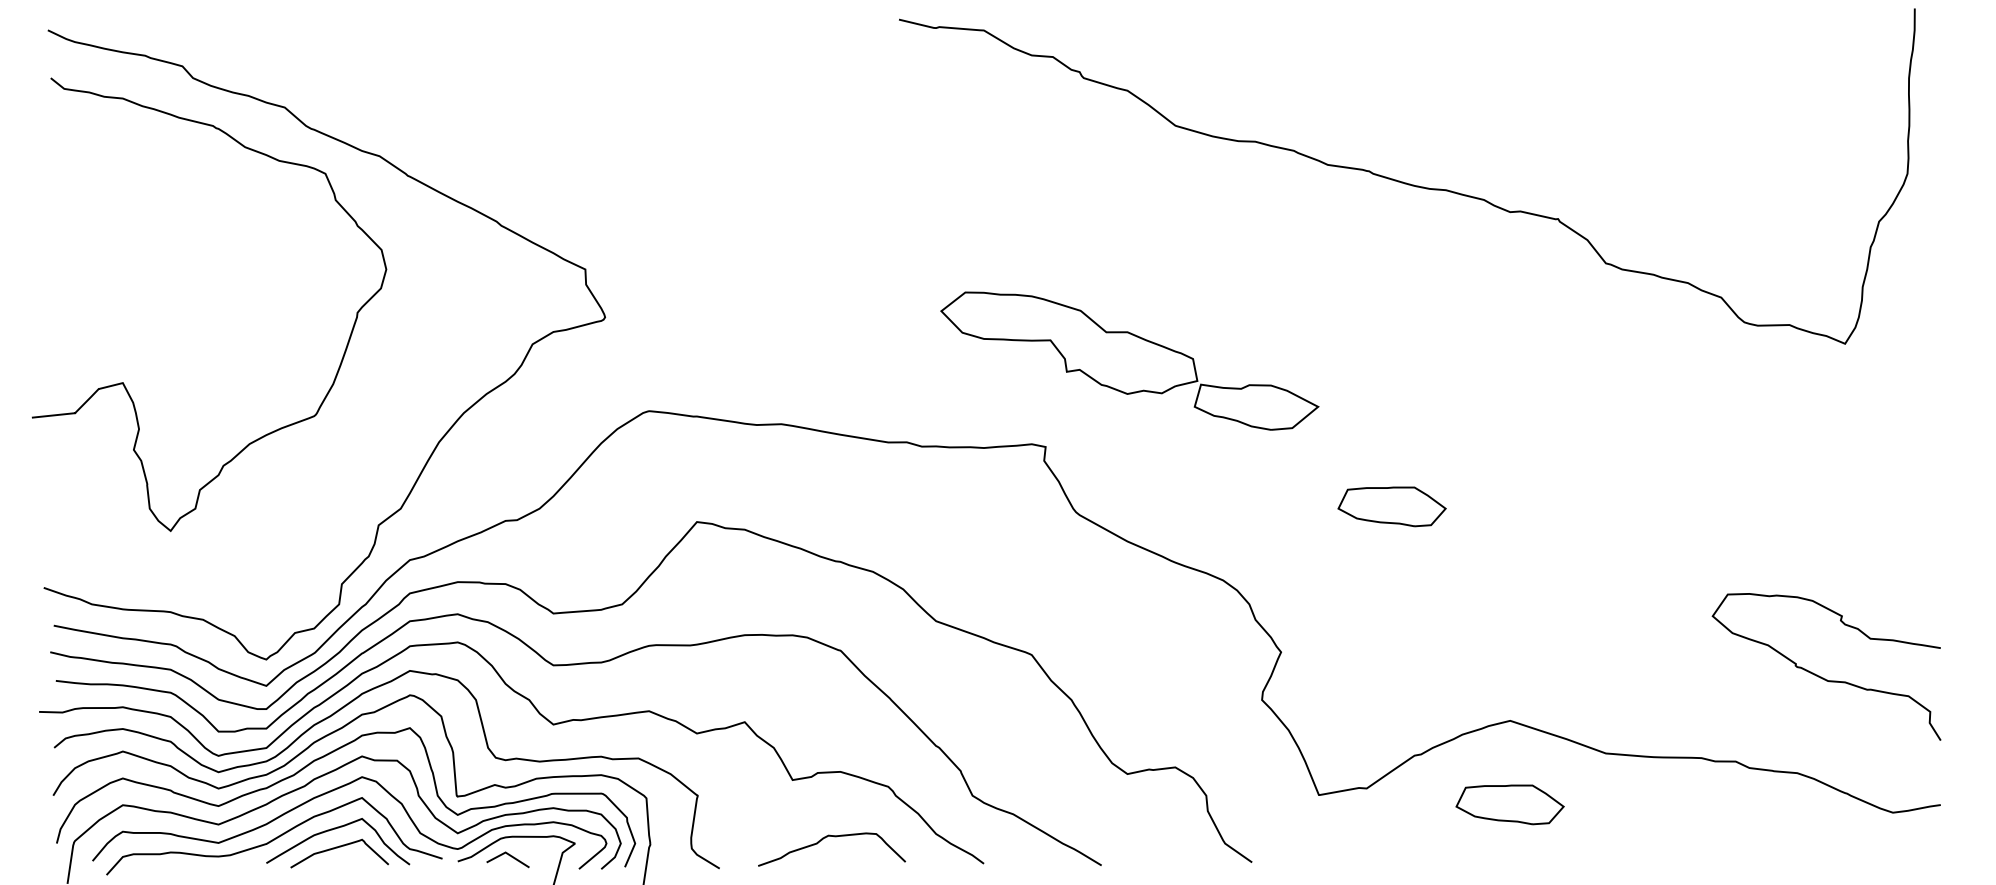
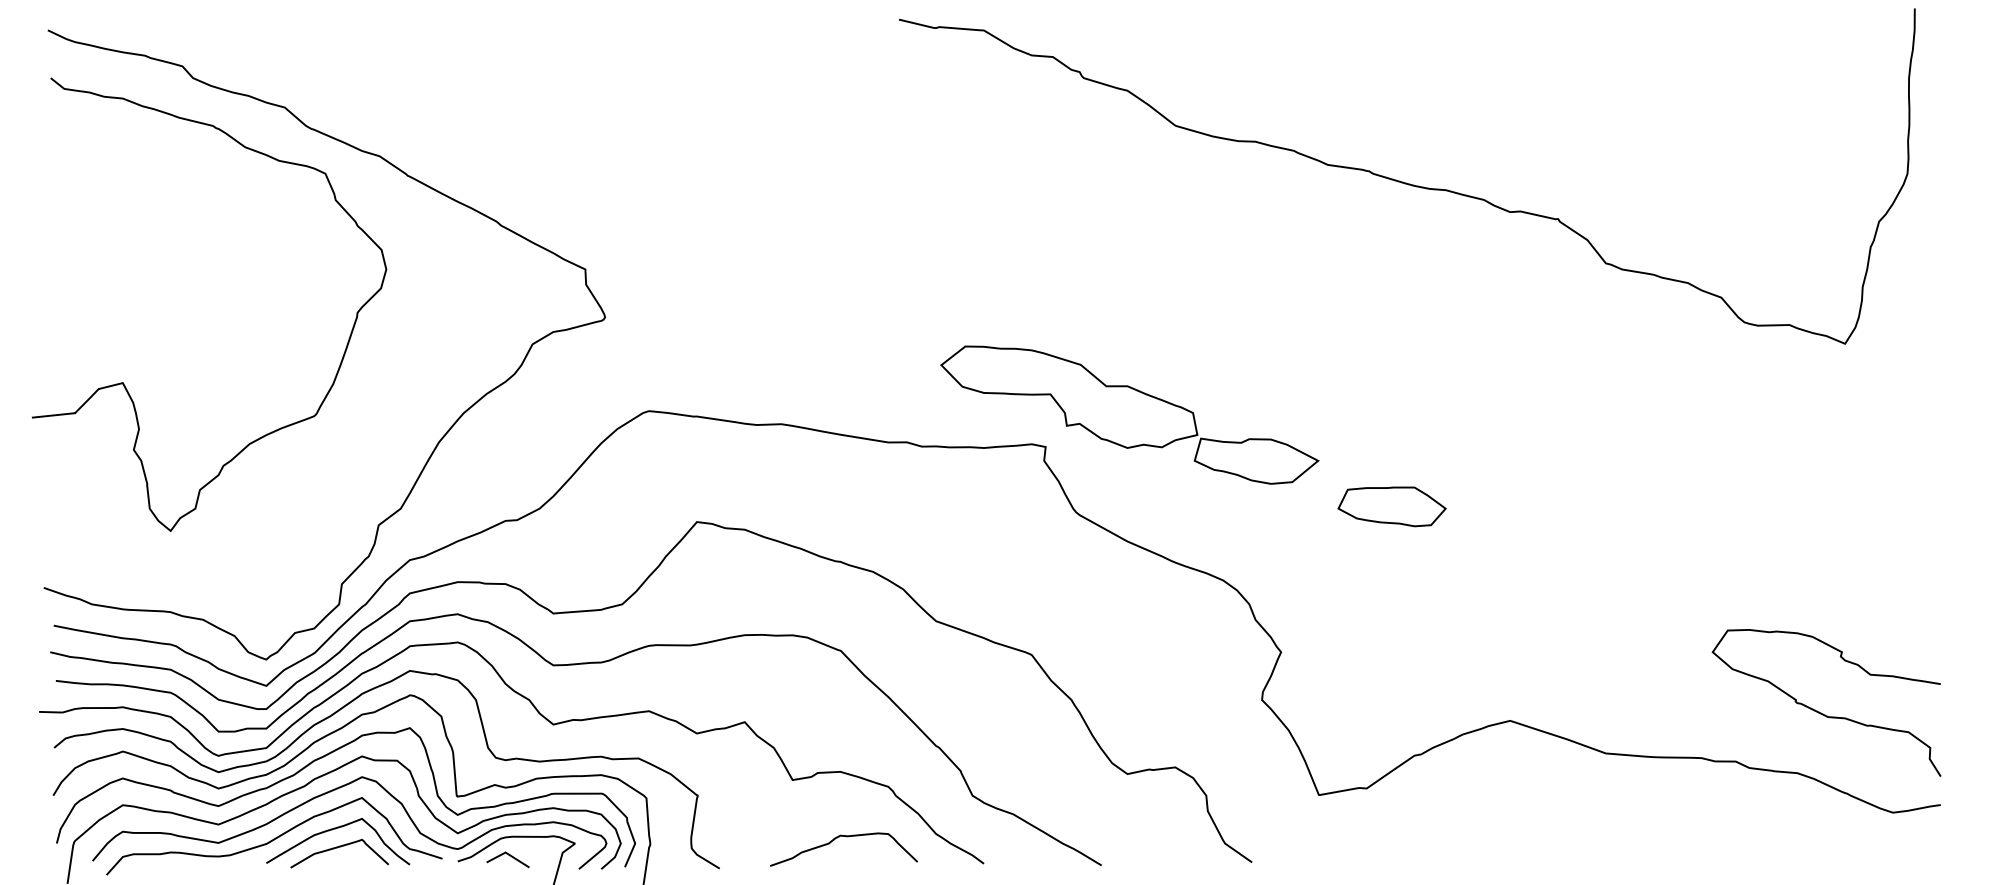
part position: (1129, 360) -> (1129, 414) (1129, 414)
curve position: (1821, 676) -> (1821, 712) (1821, 712)
part: present -> none (1509, 804)
curve position: (834, 837) -> (846, 837) (846, 837)
